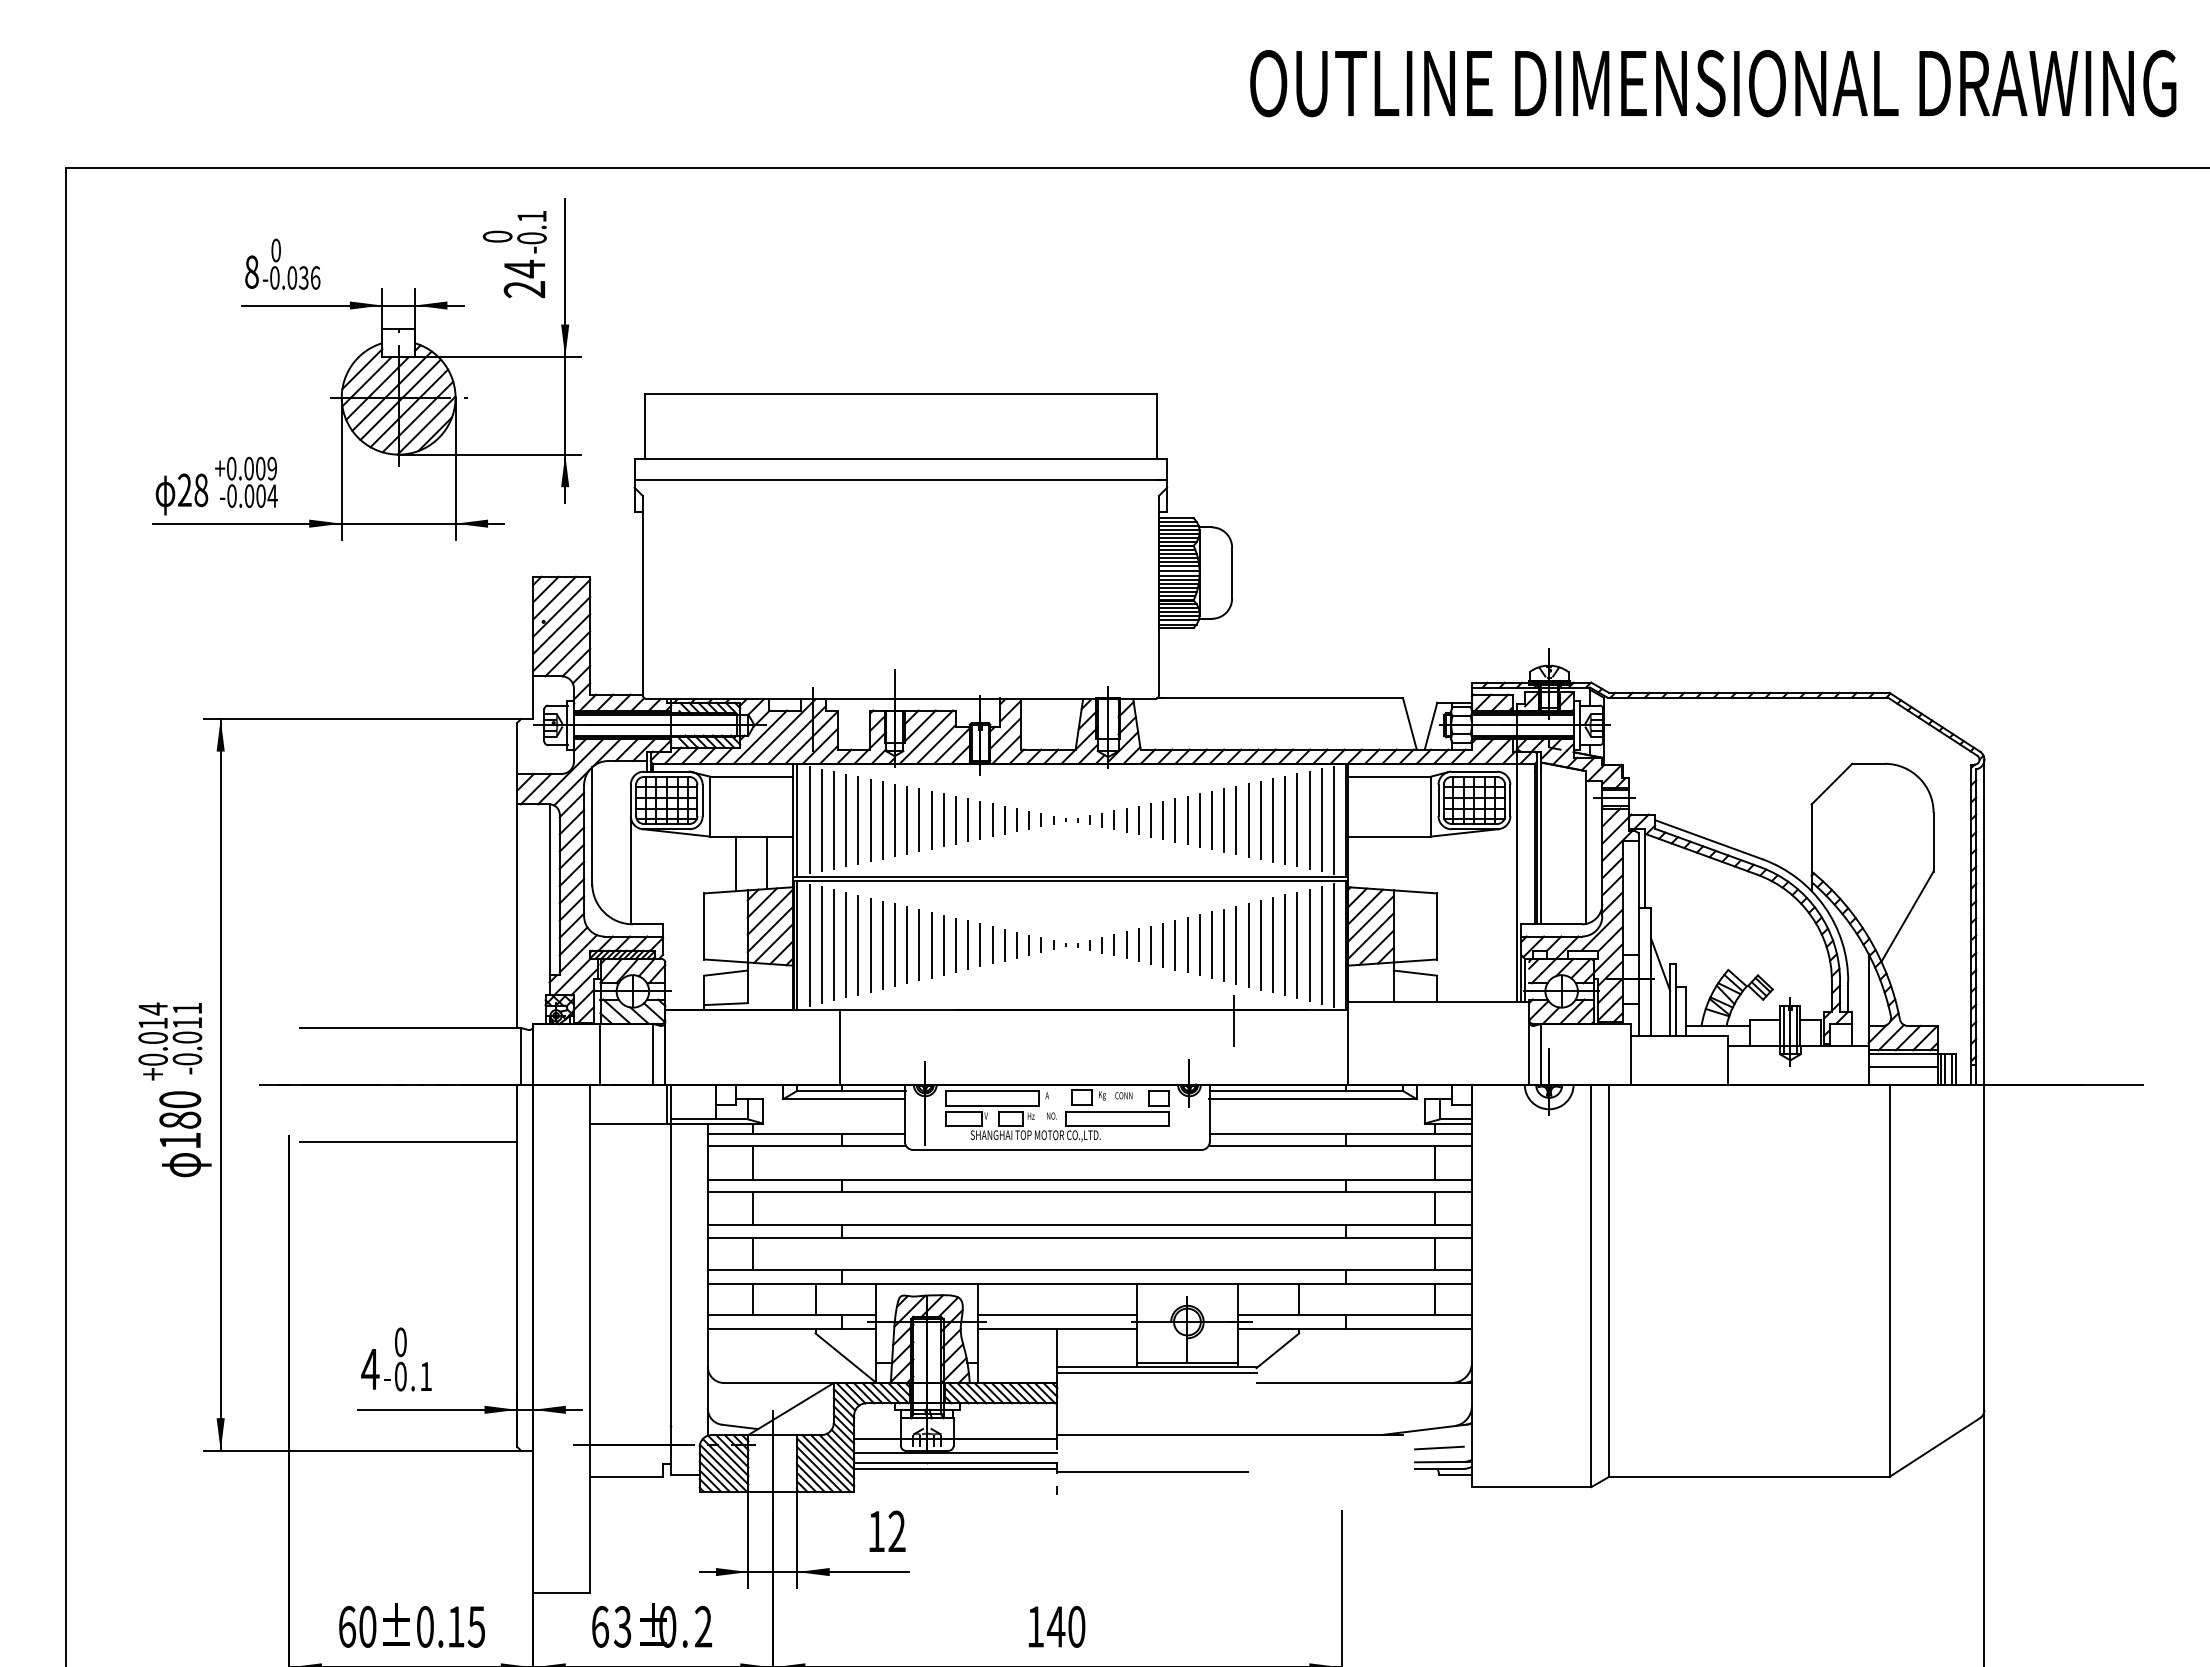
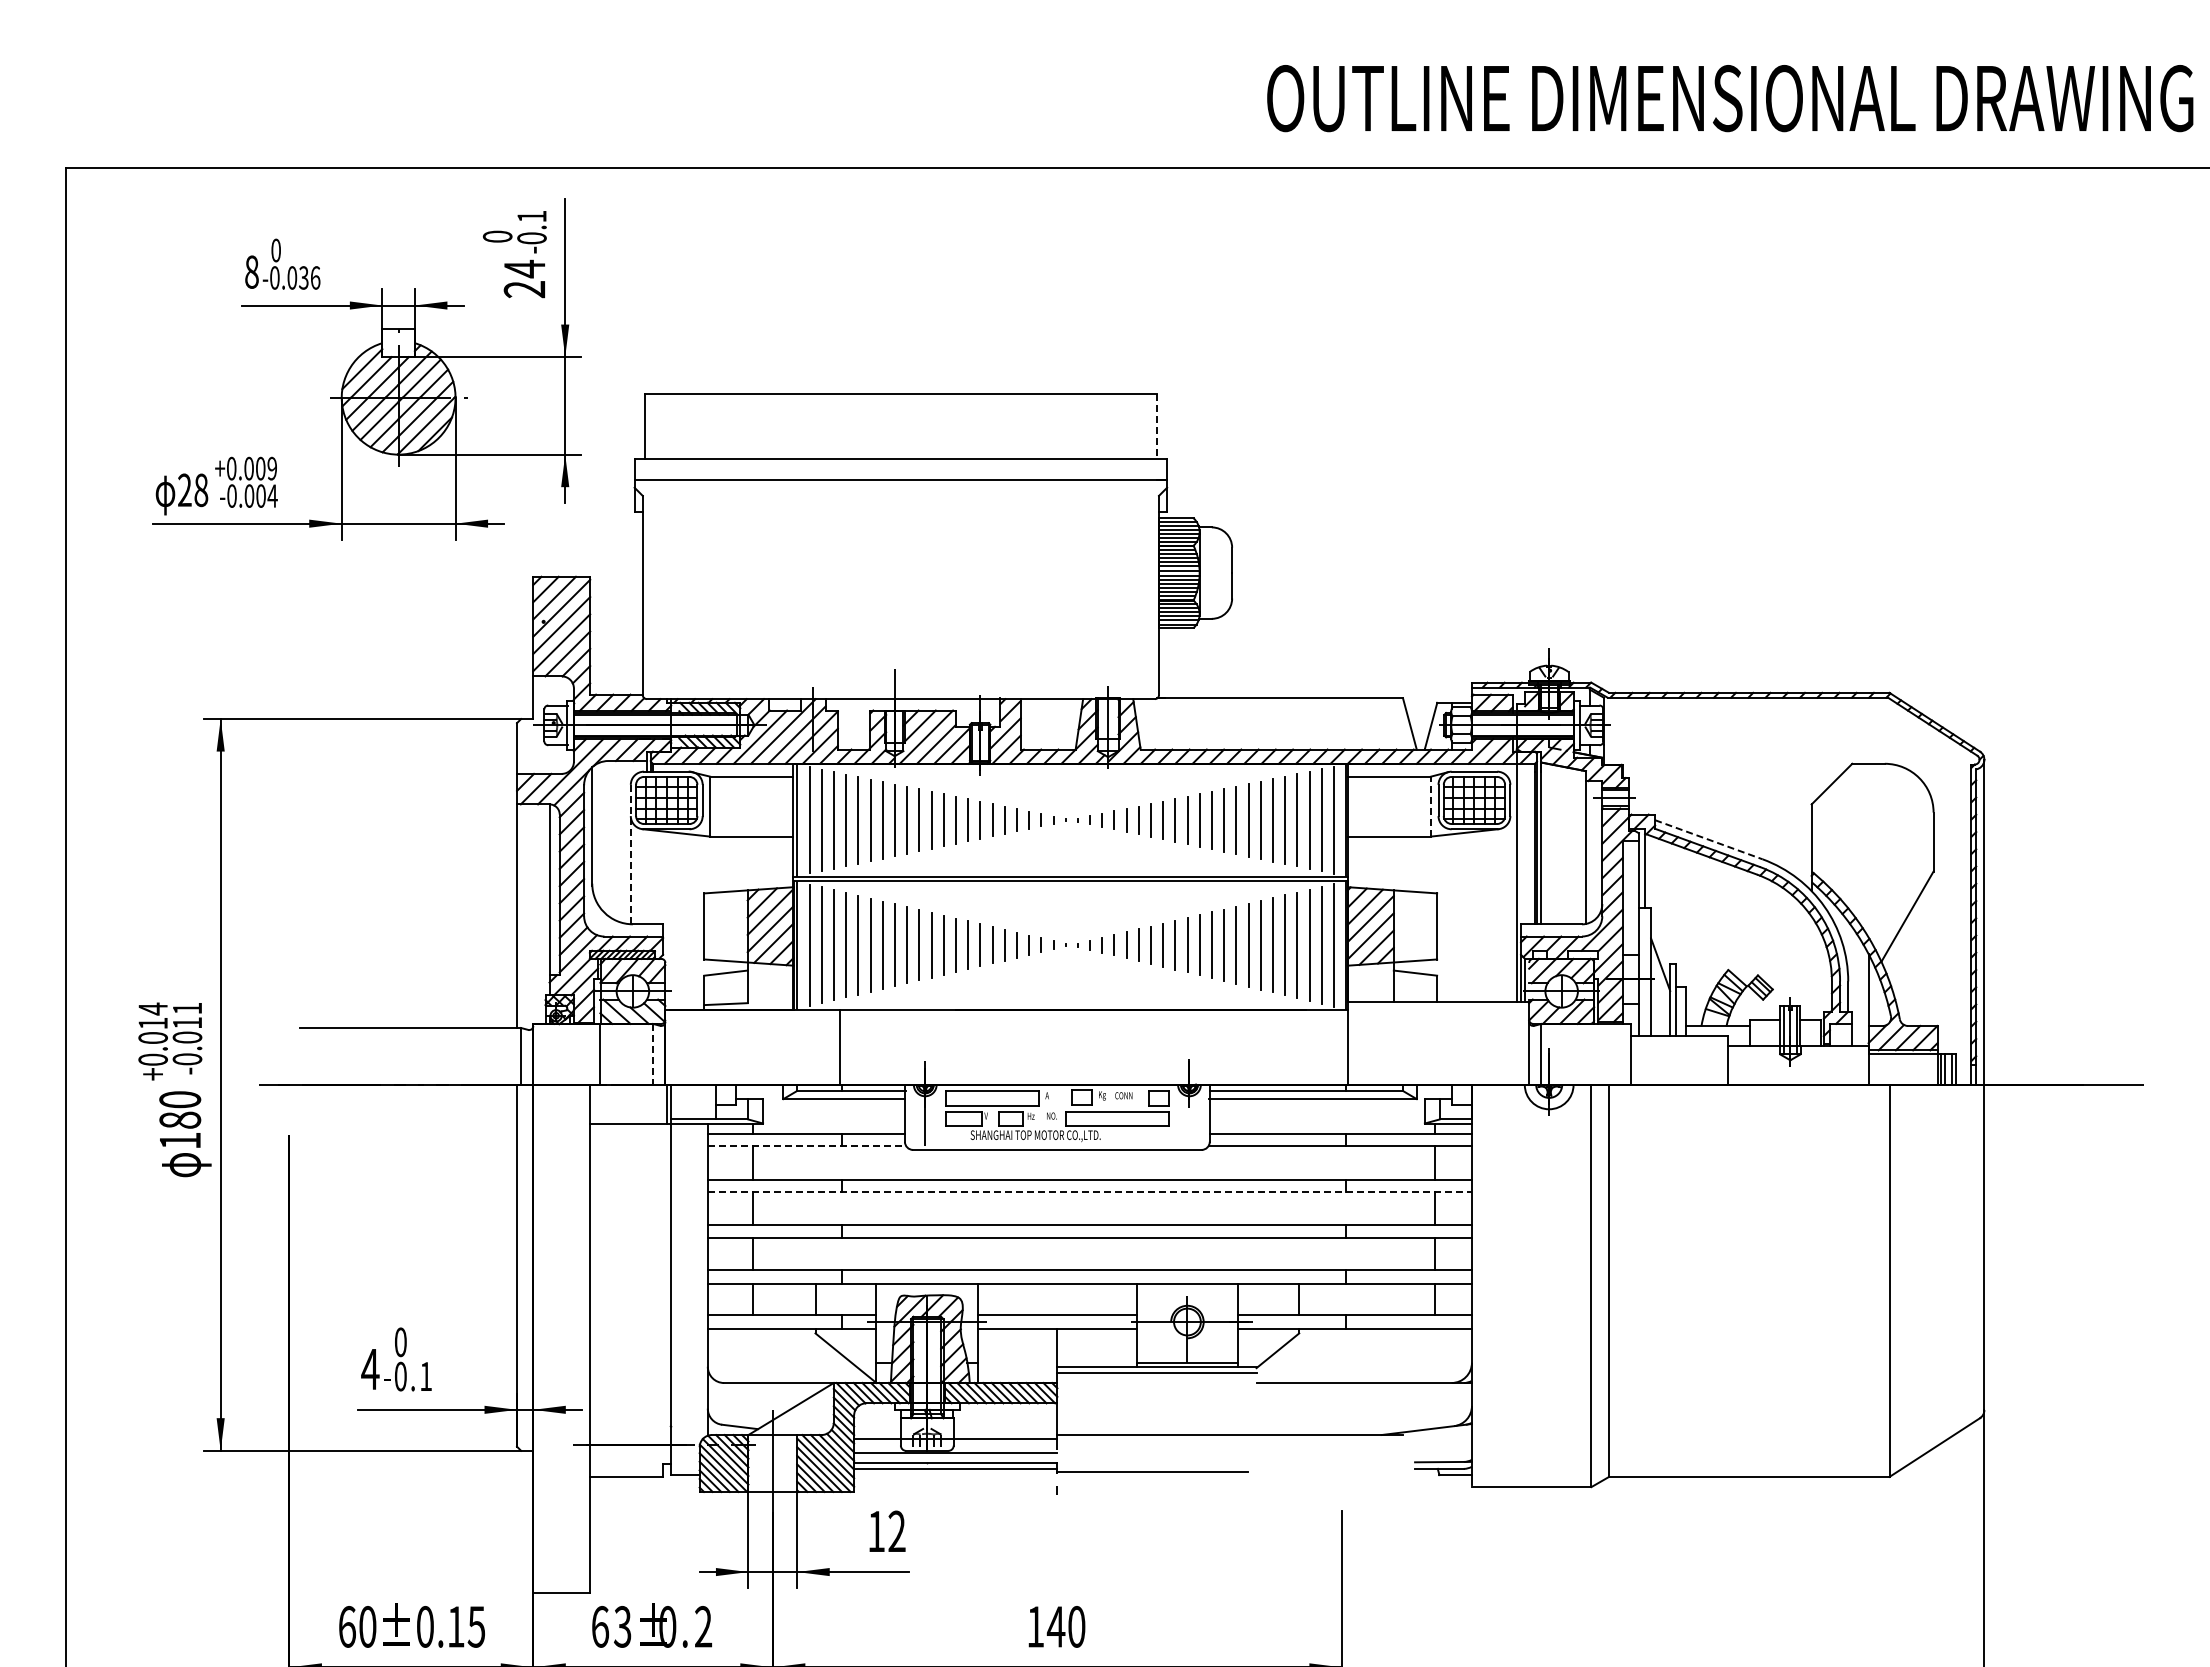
text position: (1713, 83) -> (1730, 98) (1730, 98)
line: solid -> dashed (1156, 426)
line: solid -> dashed (1431, 806)
line: solid -> dashed (1709, 839)
line: solid -> dashed (630, 854)
line: present -> none (767, 862)
line: present -> none (736, 863)
line: present -> none (1234, 1021)
line: solid -> dashed (653, 1054)
line: present -> none (1902, 1066)
line: present -> none (408, 1141)
line: solid -> dashed (807, 1145)
line: solid -> dashed (1090, 1191)
line: present -> none (1439, 1447)
